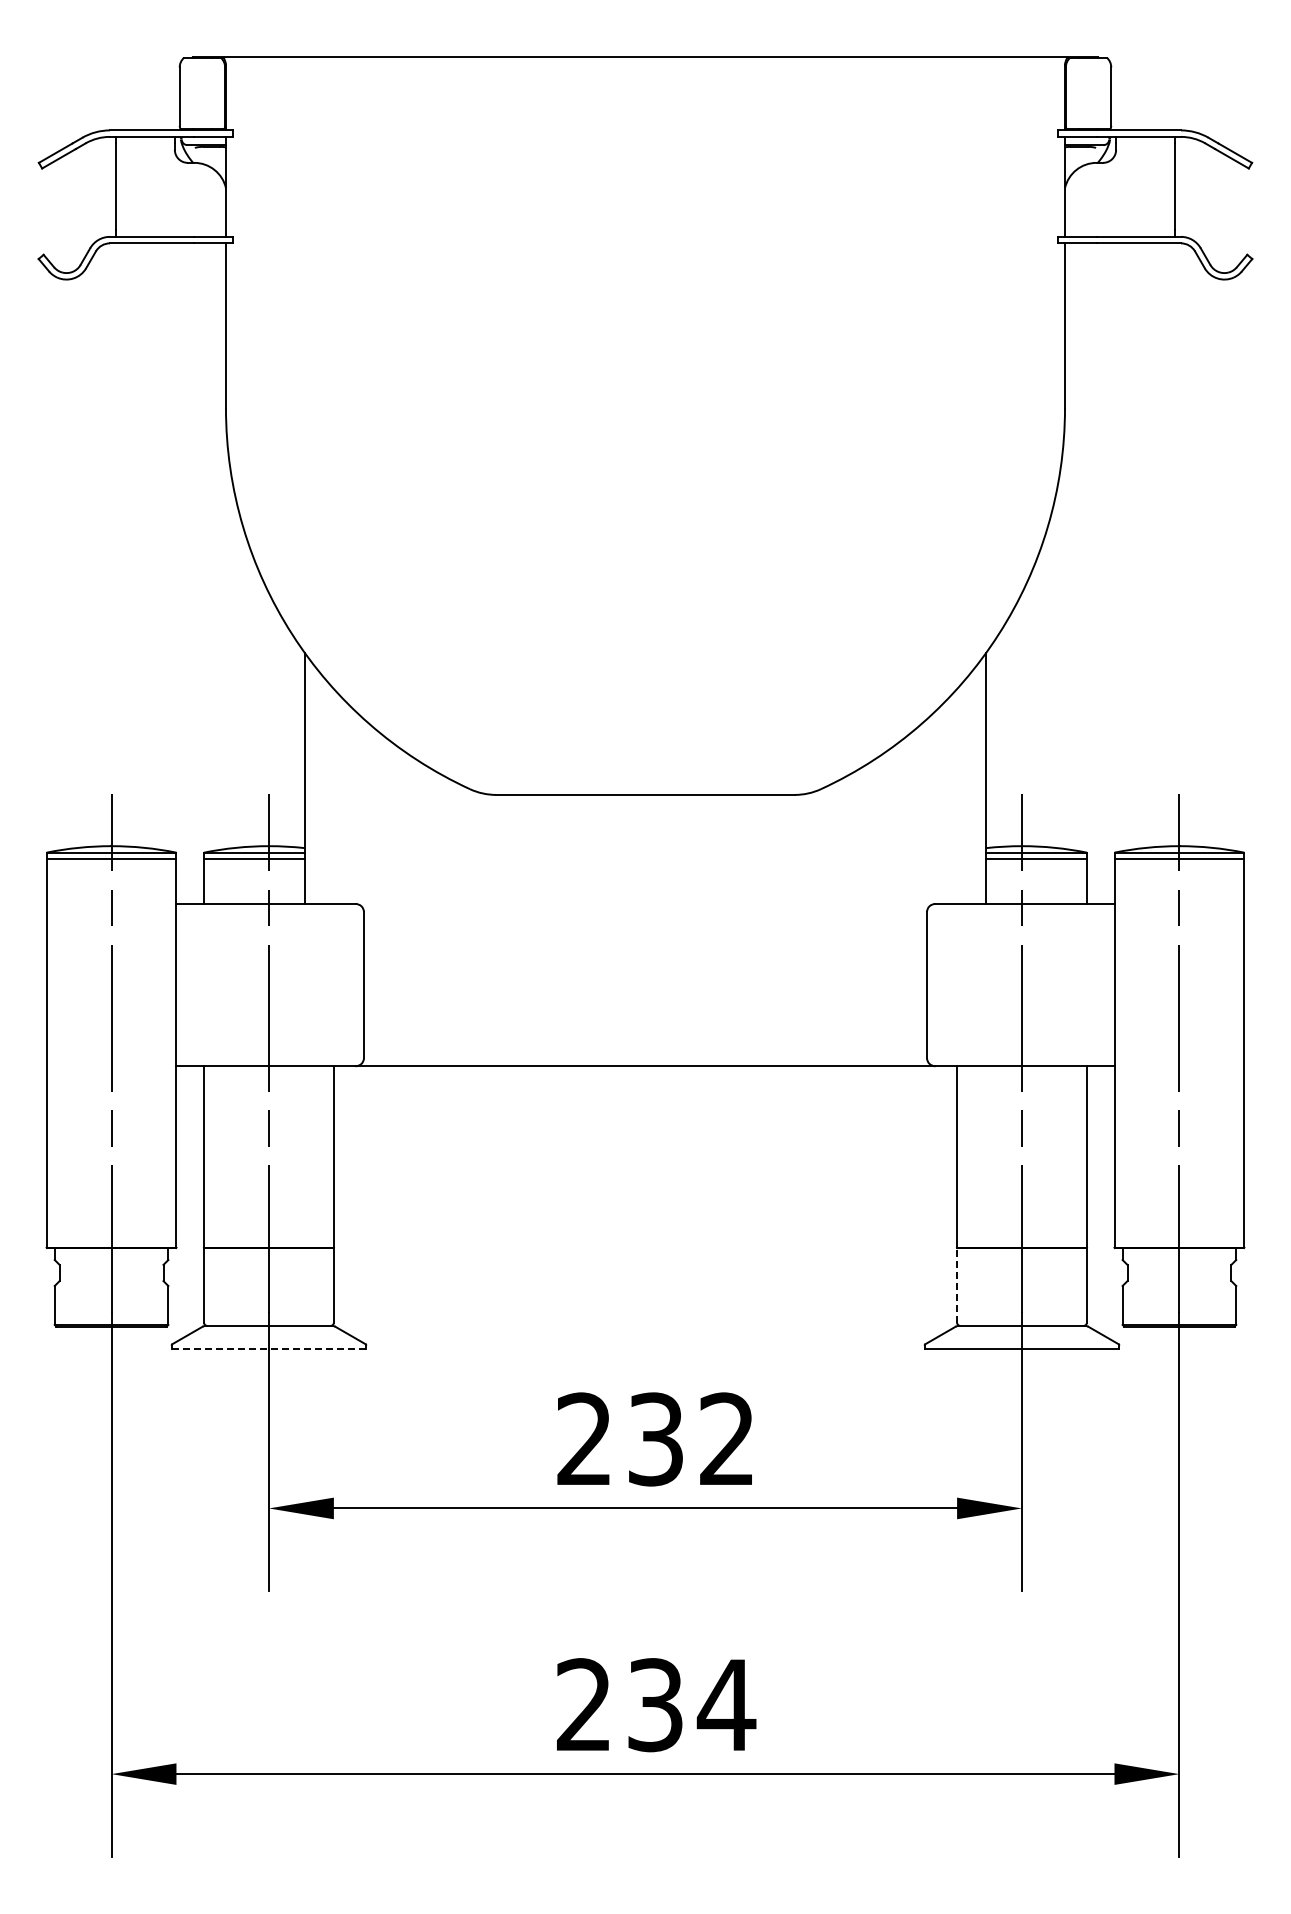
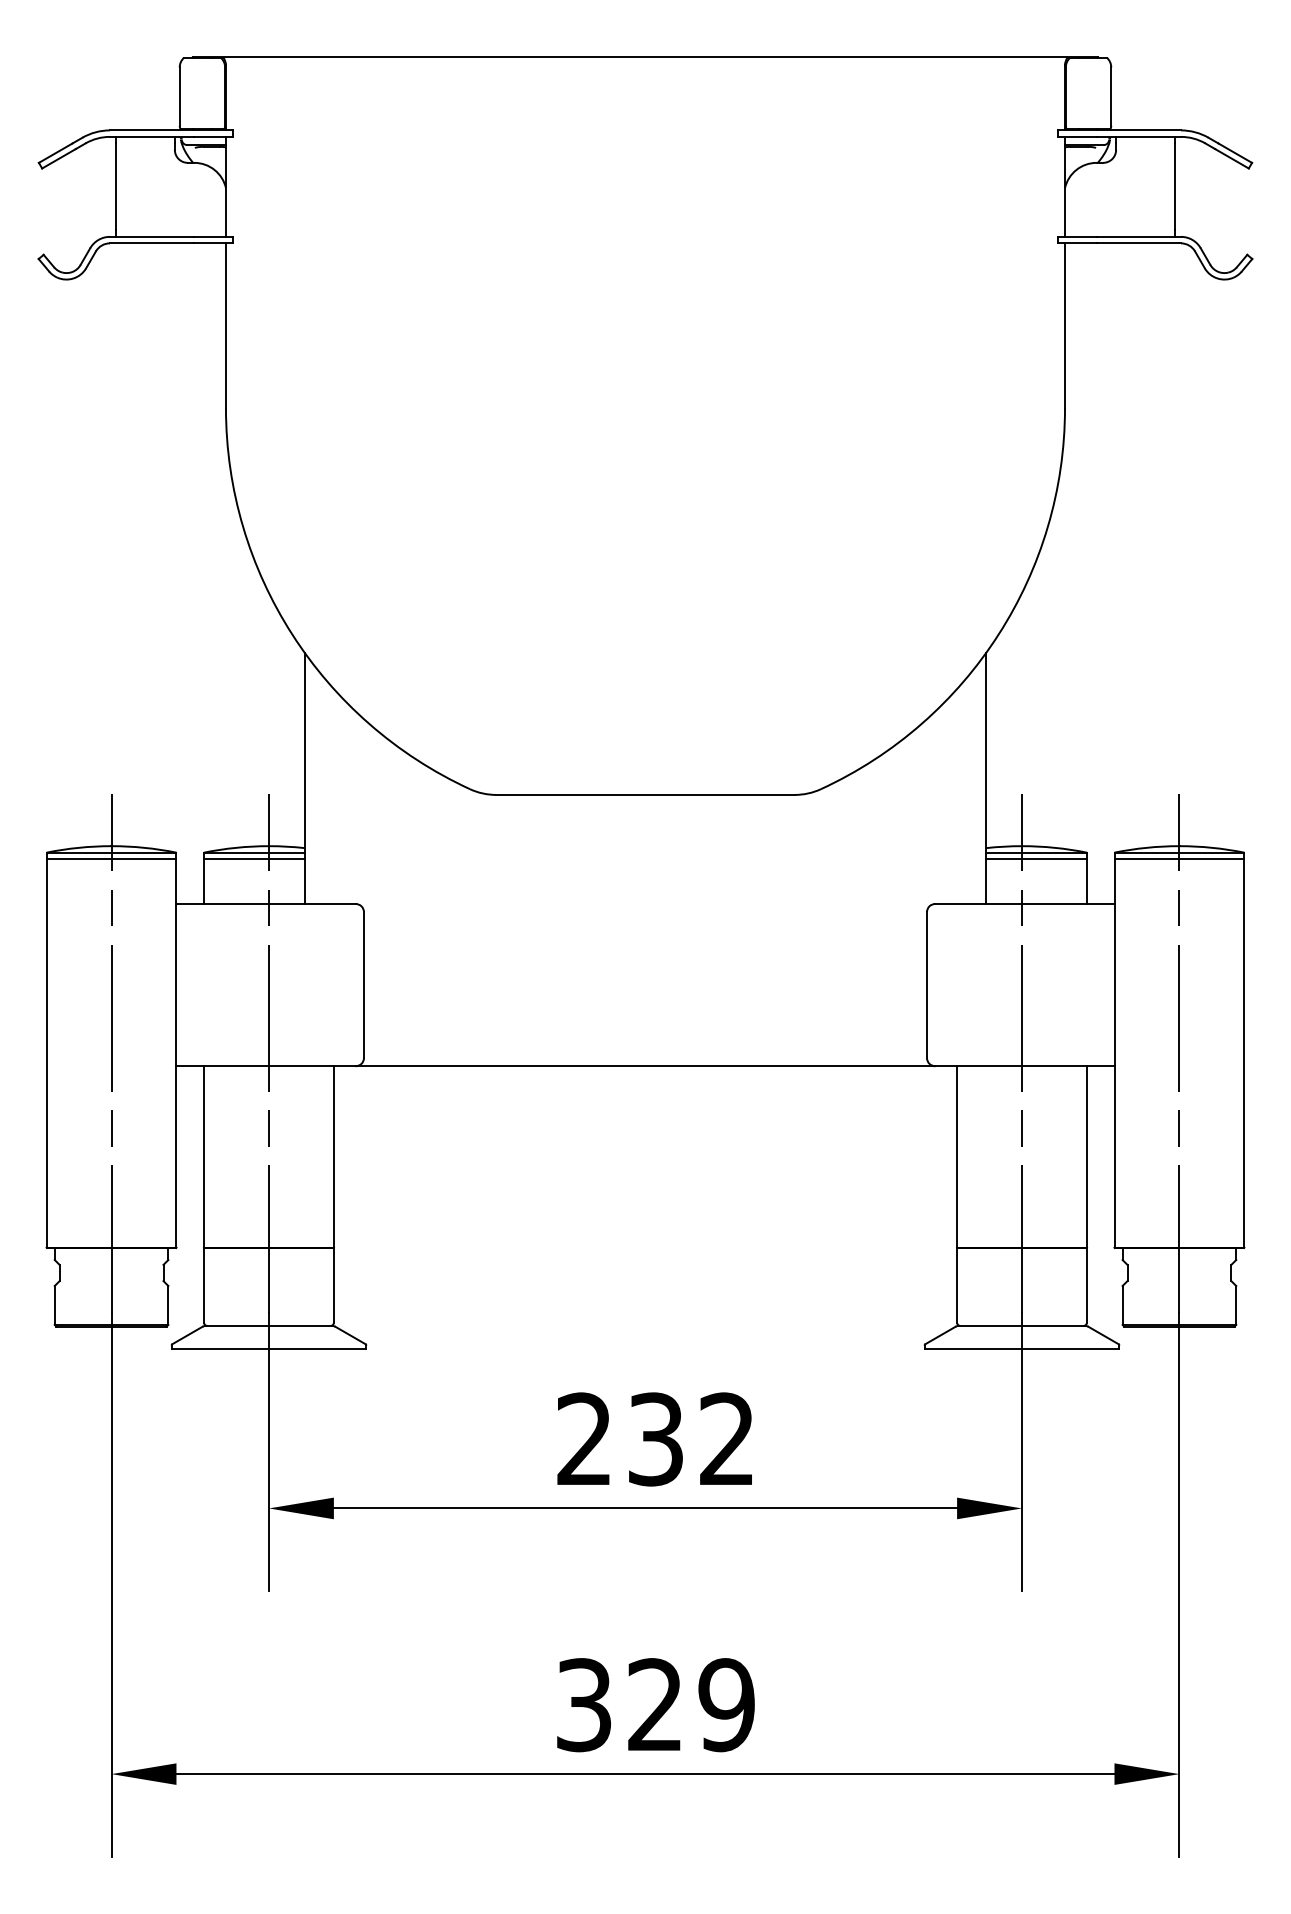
line: dashed -> solid (957, 1284)
line: dashed -> solid (269, 1348)
text: 234 -> 329 (656, 1705)
